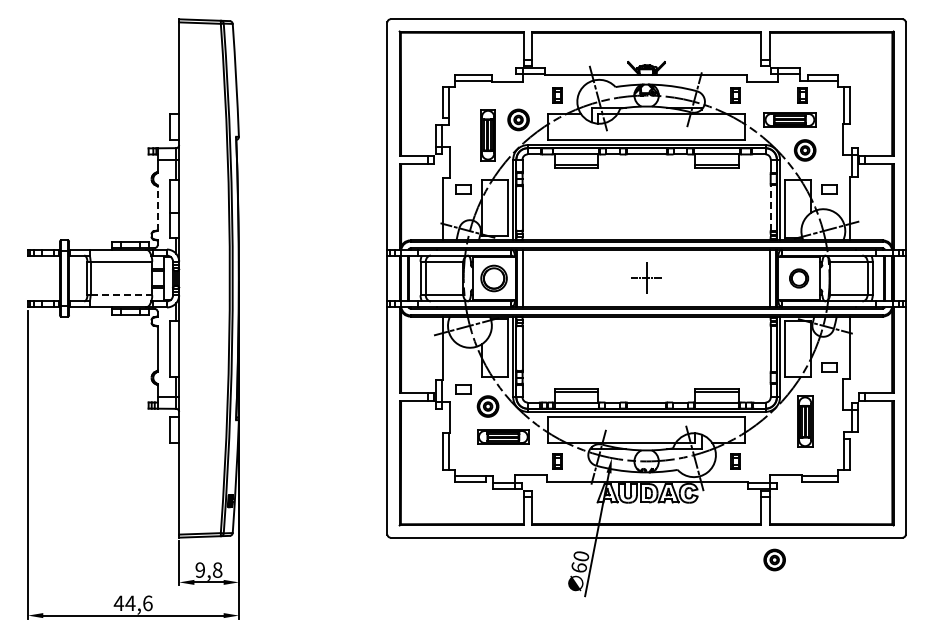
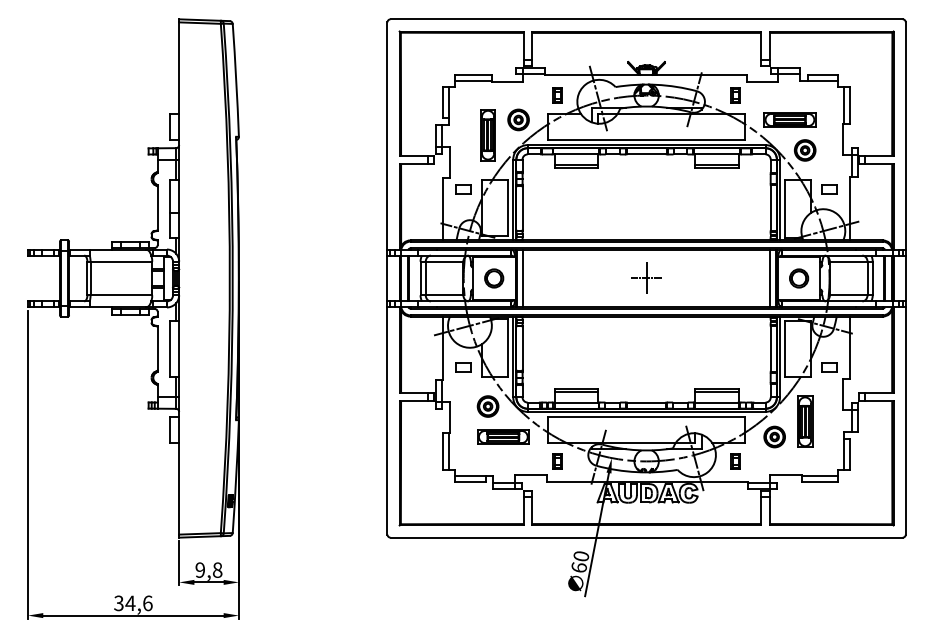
part: present -> none (802, 95)
line: dashed -> solid (157, 208)
line: dashed -> solid (770, 208)
part size: 28x29 px -> 21x21 px (494, 278)
line: dashed -> solid (121, 295)
part position: (463, 389) -> (463, 367) (463, 367)
part position: (774, 559) -> (774, 436) (774, 436)
text: 44,6 -> 34,6 (118, 603)
